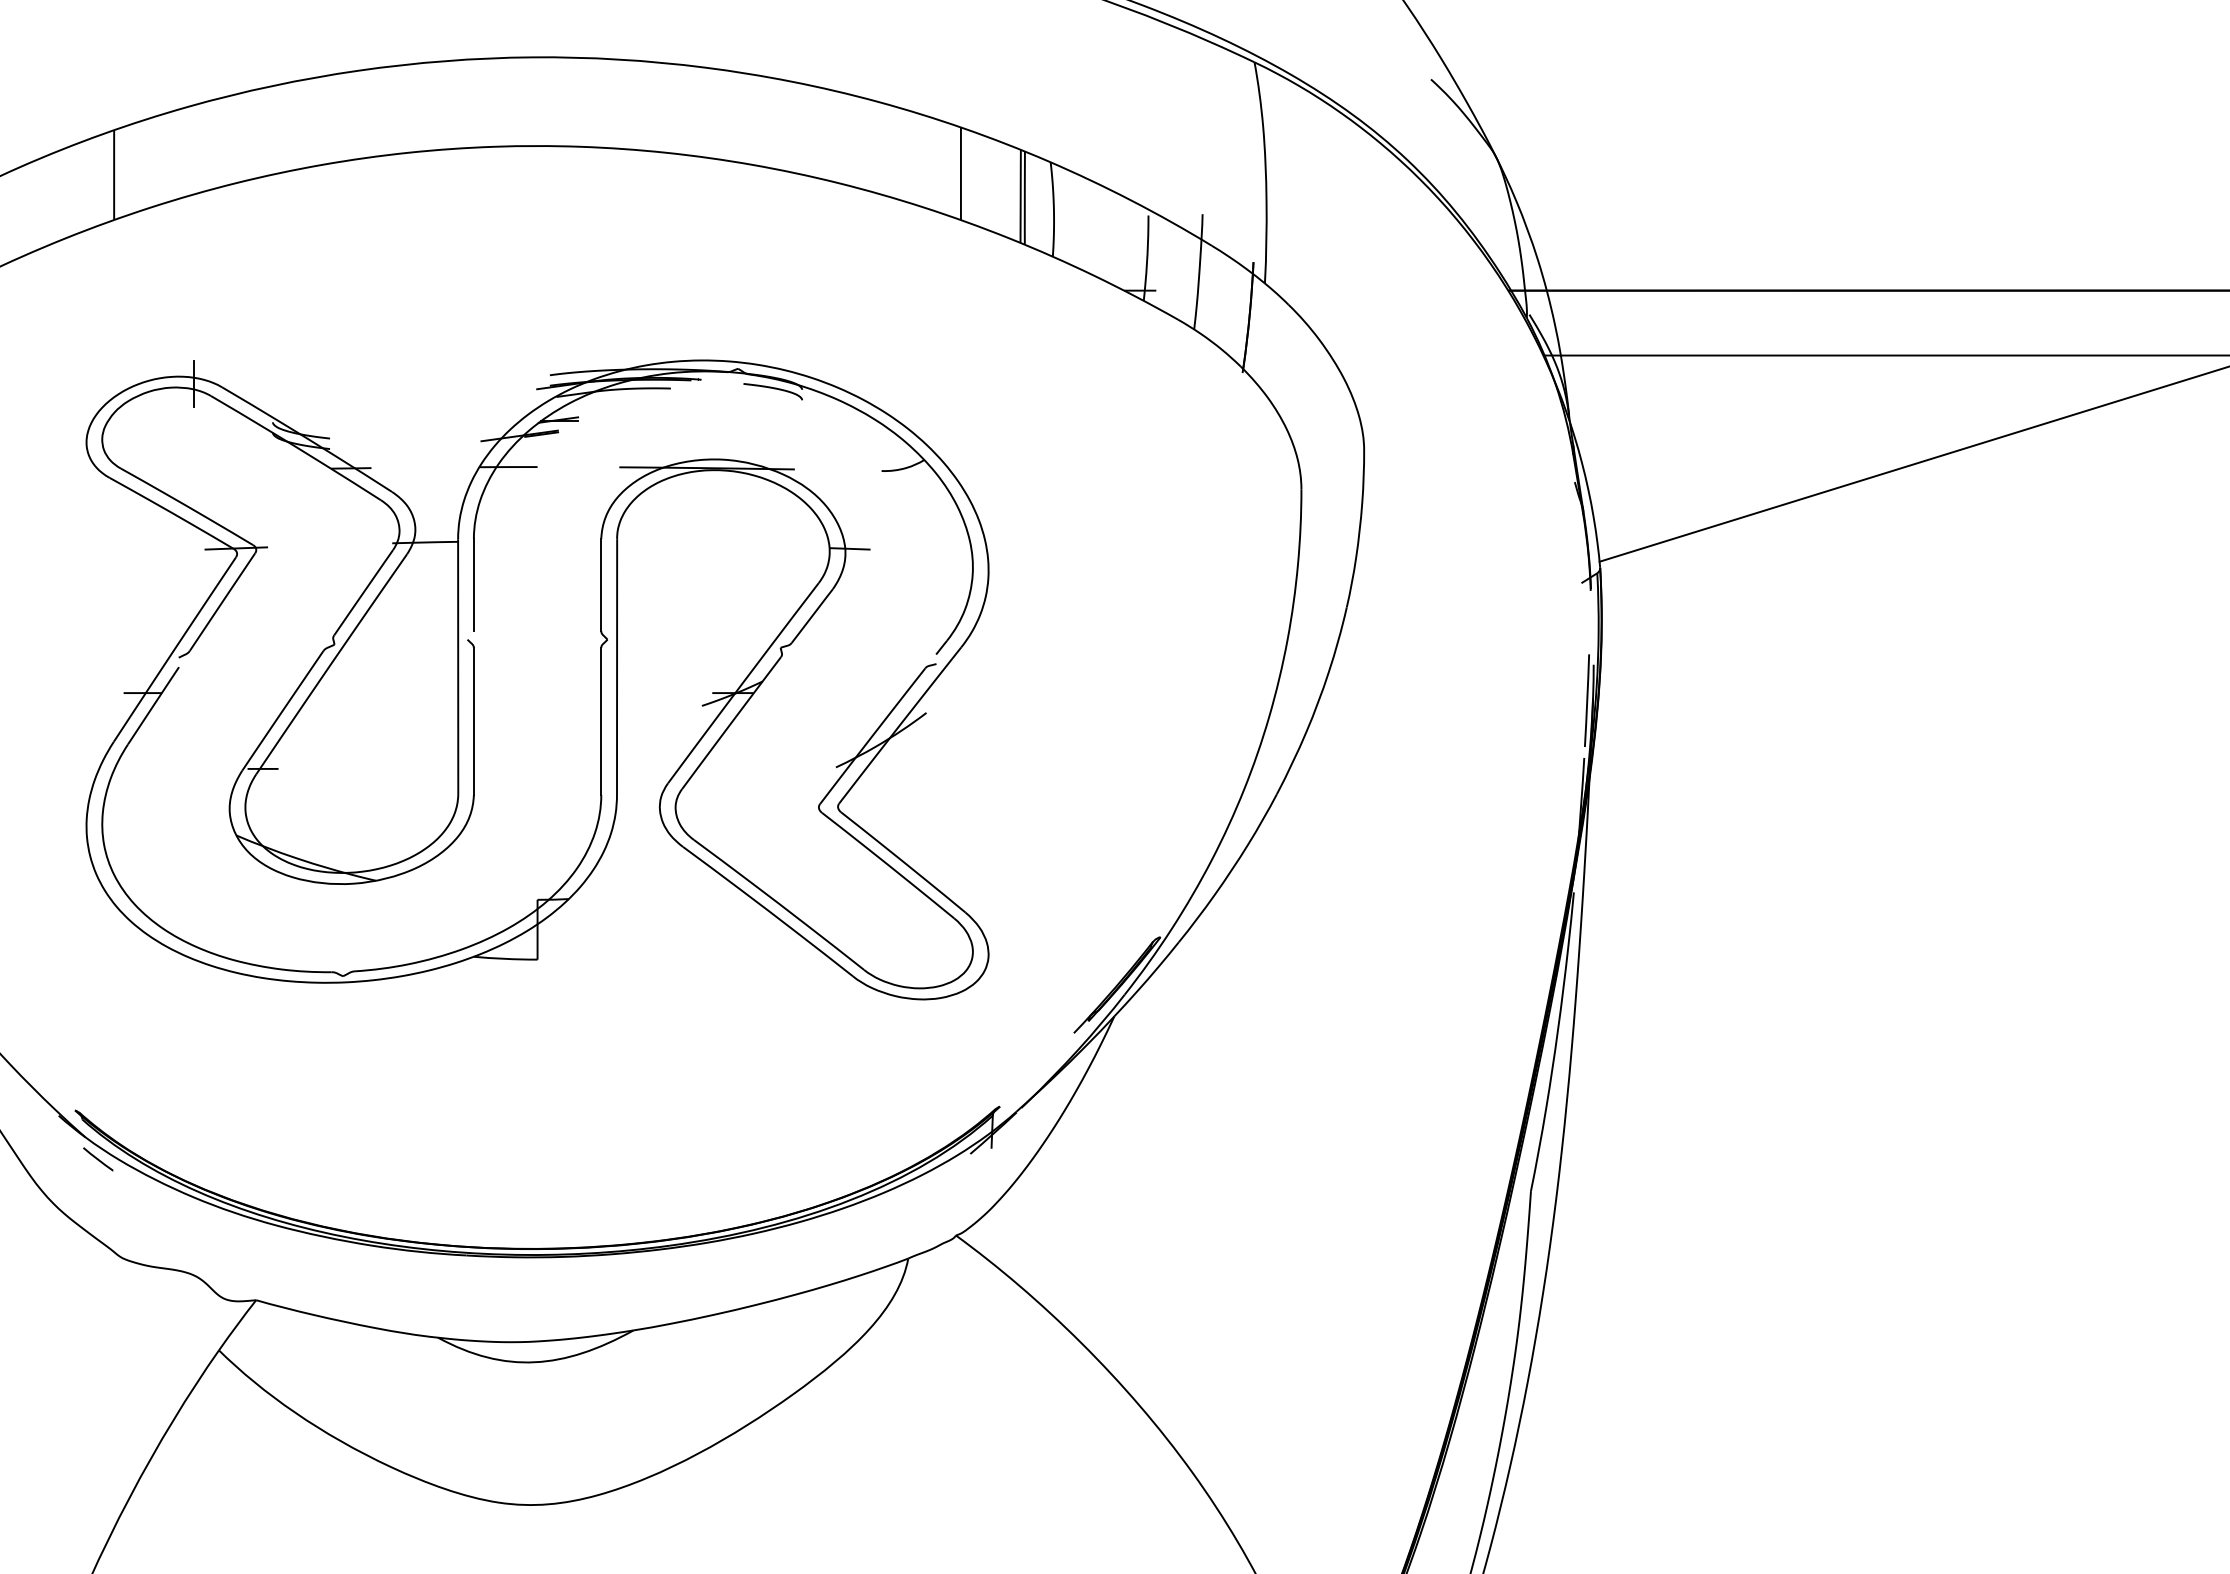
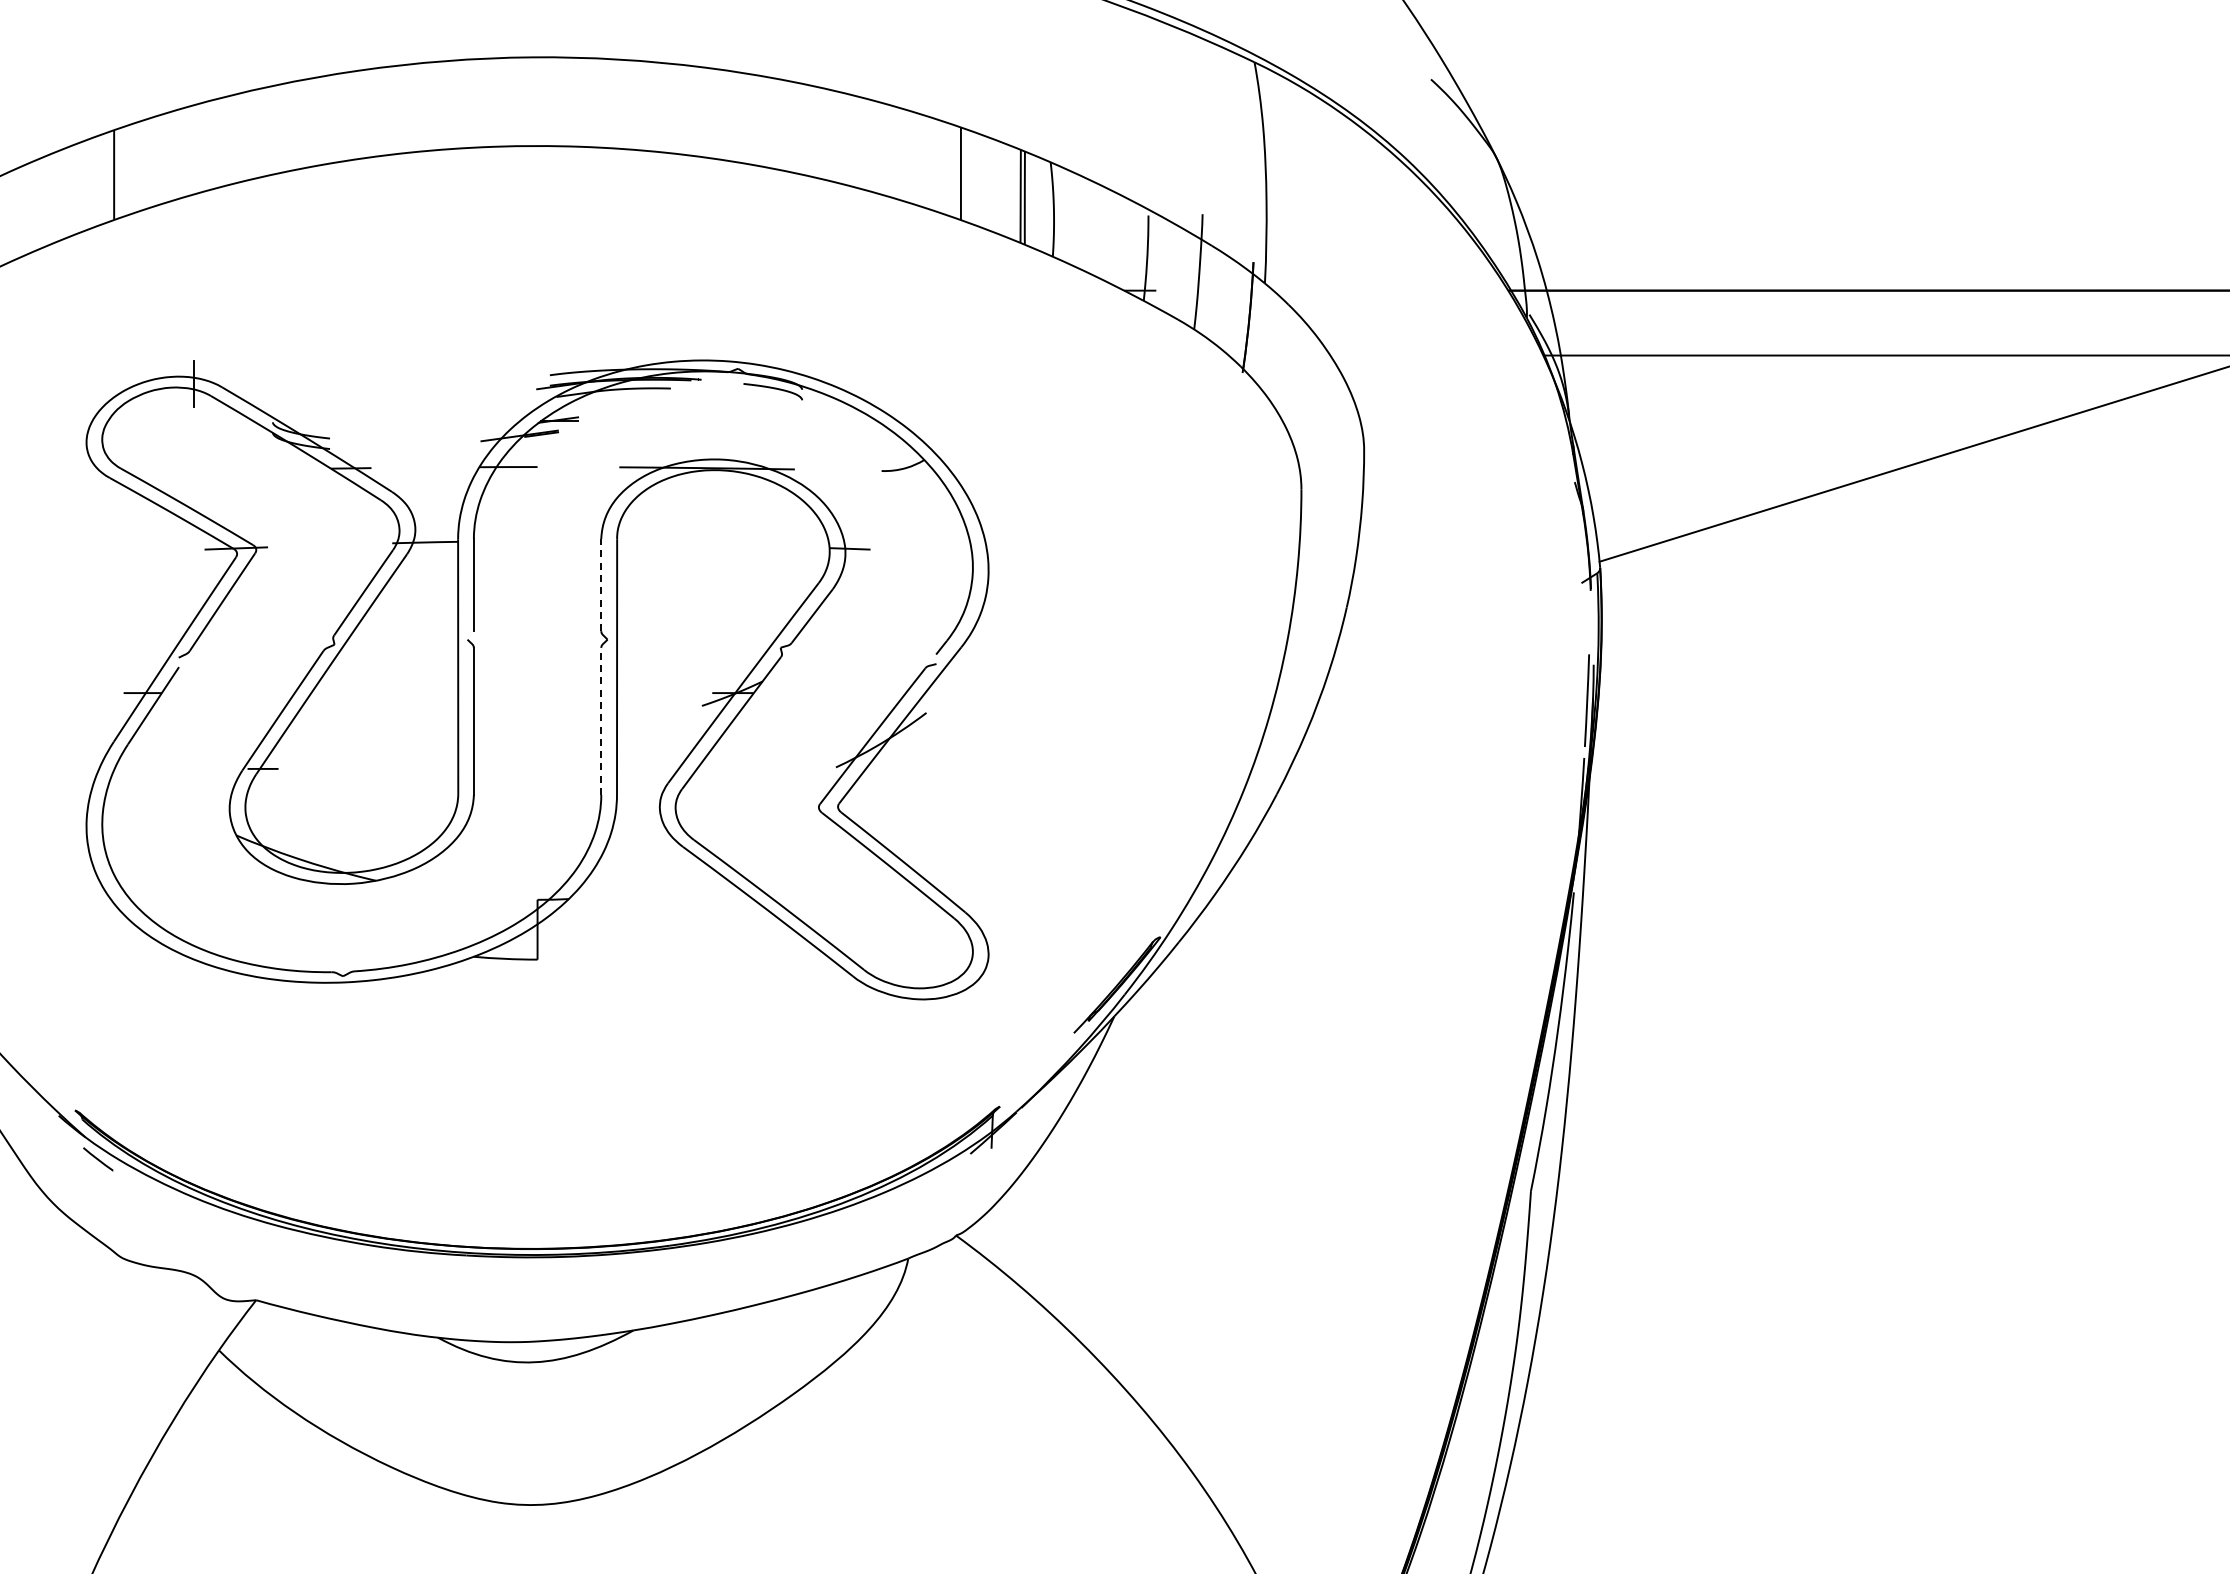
line: solid -> dashed (601, 584)
line: solid -> dashed (601, 721)
